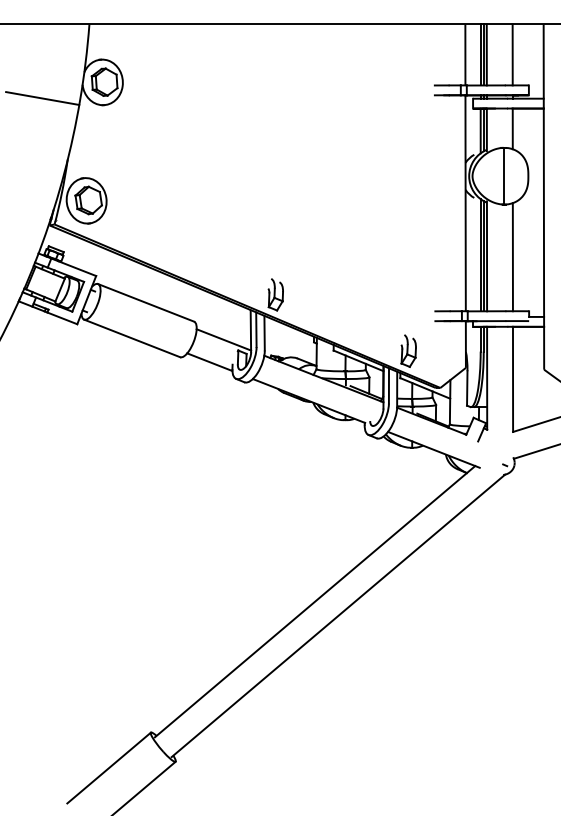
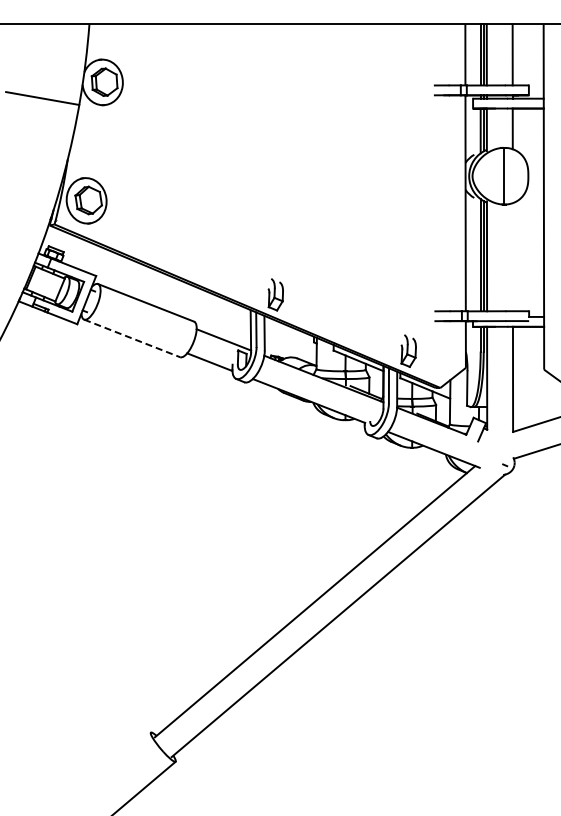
line: present -> none (512, 257)
line: solid -> dashed (132, 338)
line: present -> none (108, 767)
